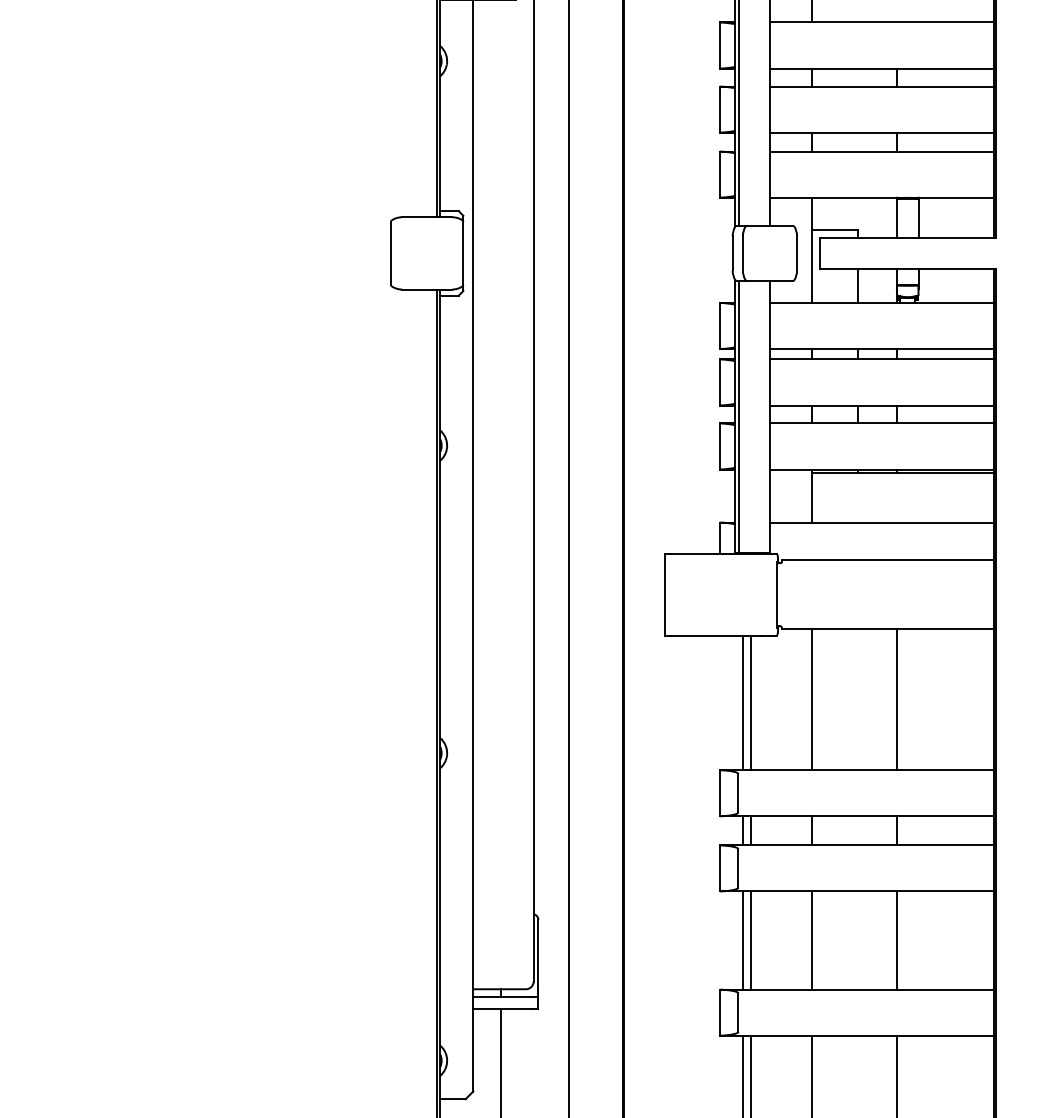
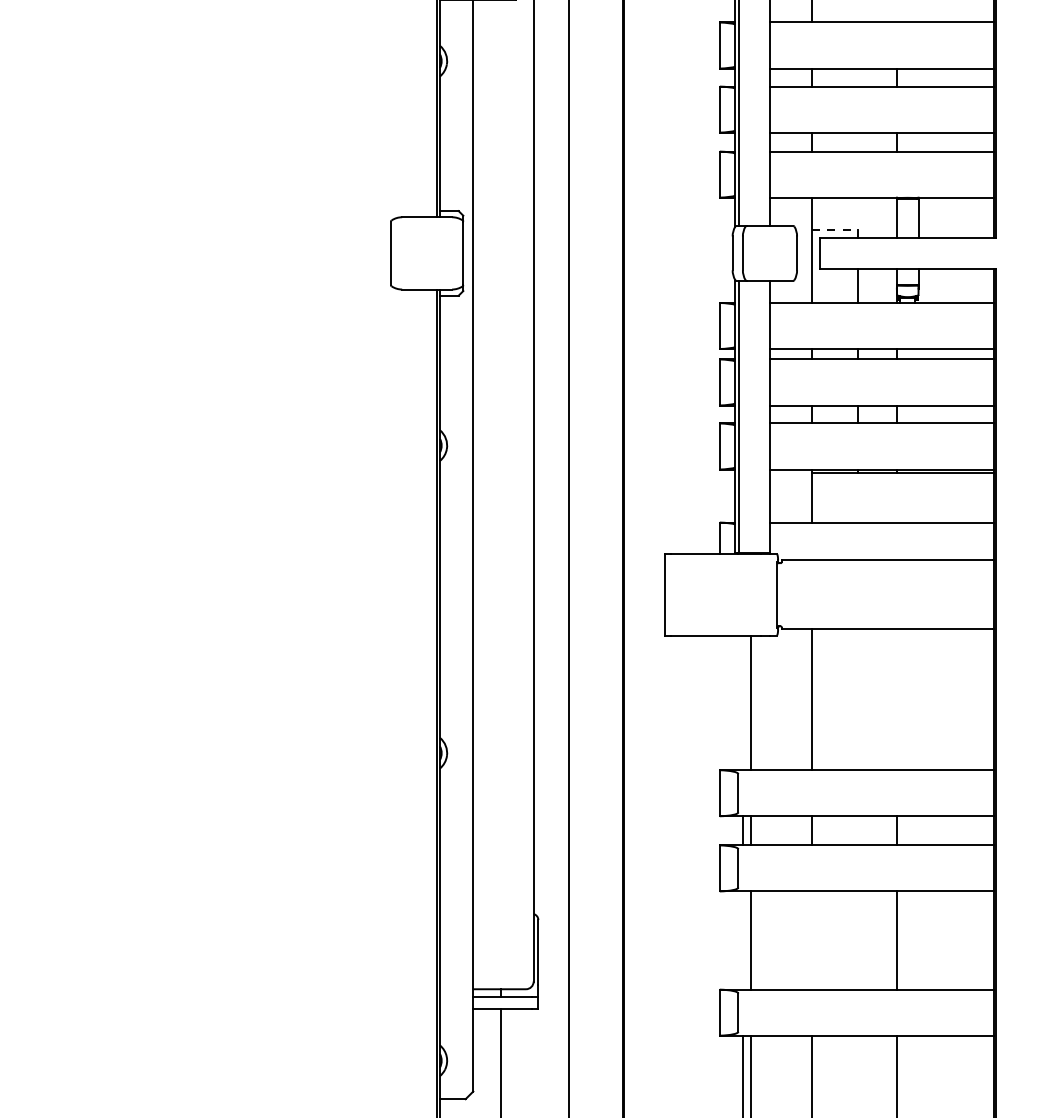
line: solid -> dashed (835, 230)
line: present -> none (896, 699)
line: present -> none (742, 702)
line: present -> none (742, 940)
line: present -> none (812, 940)
